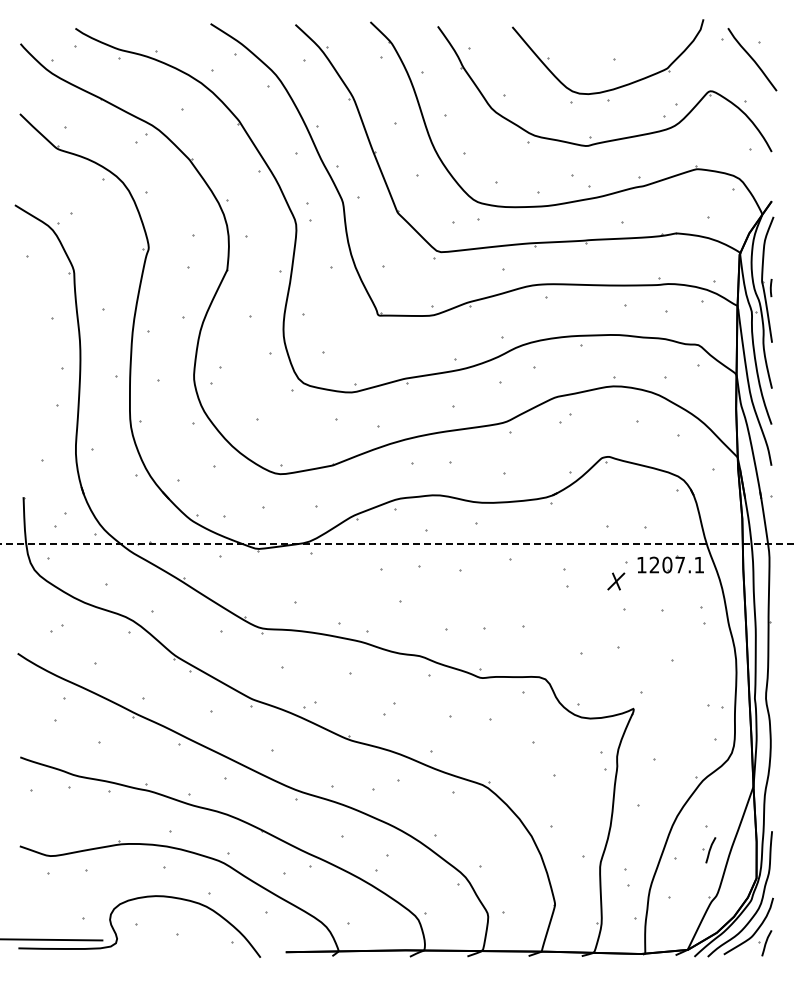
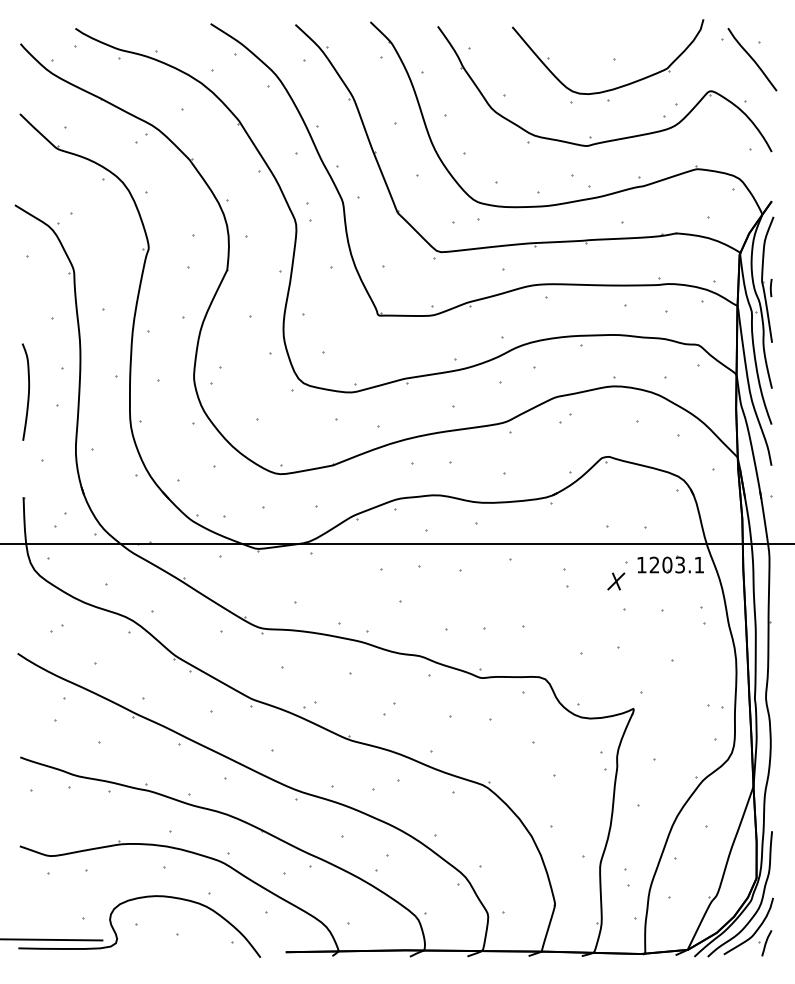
curve: none -> present (28, 391)
line: dashed -> solid (397, 544)
text: 1207.1 -> 1203.1 (679, 564)
part: present -> none (709, 850)
